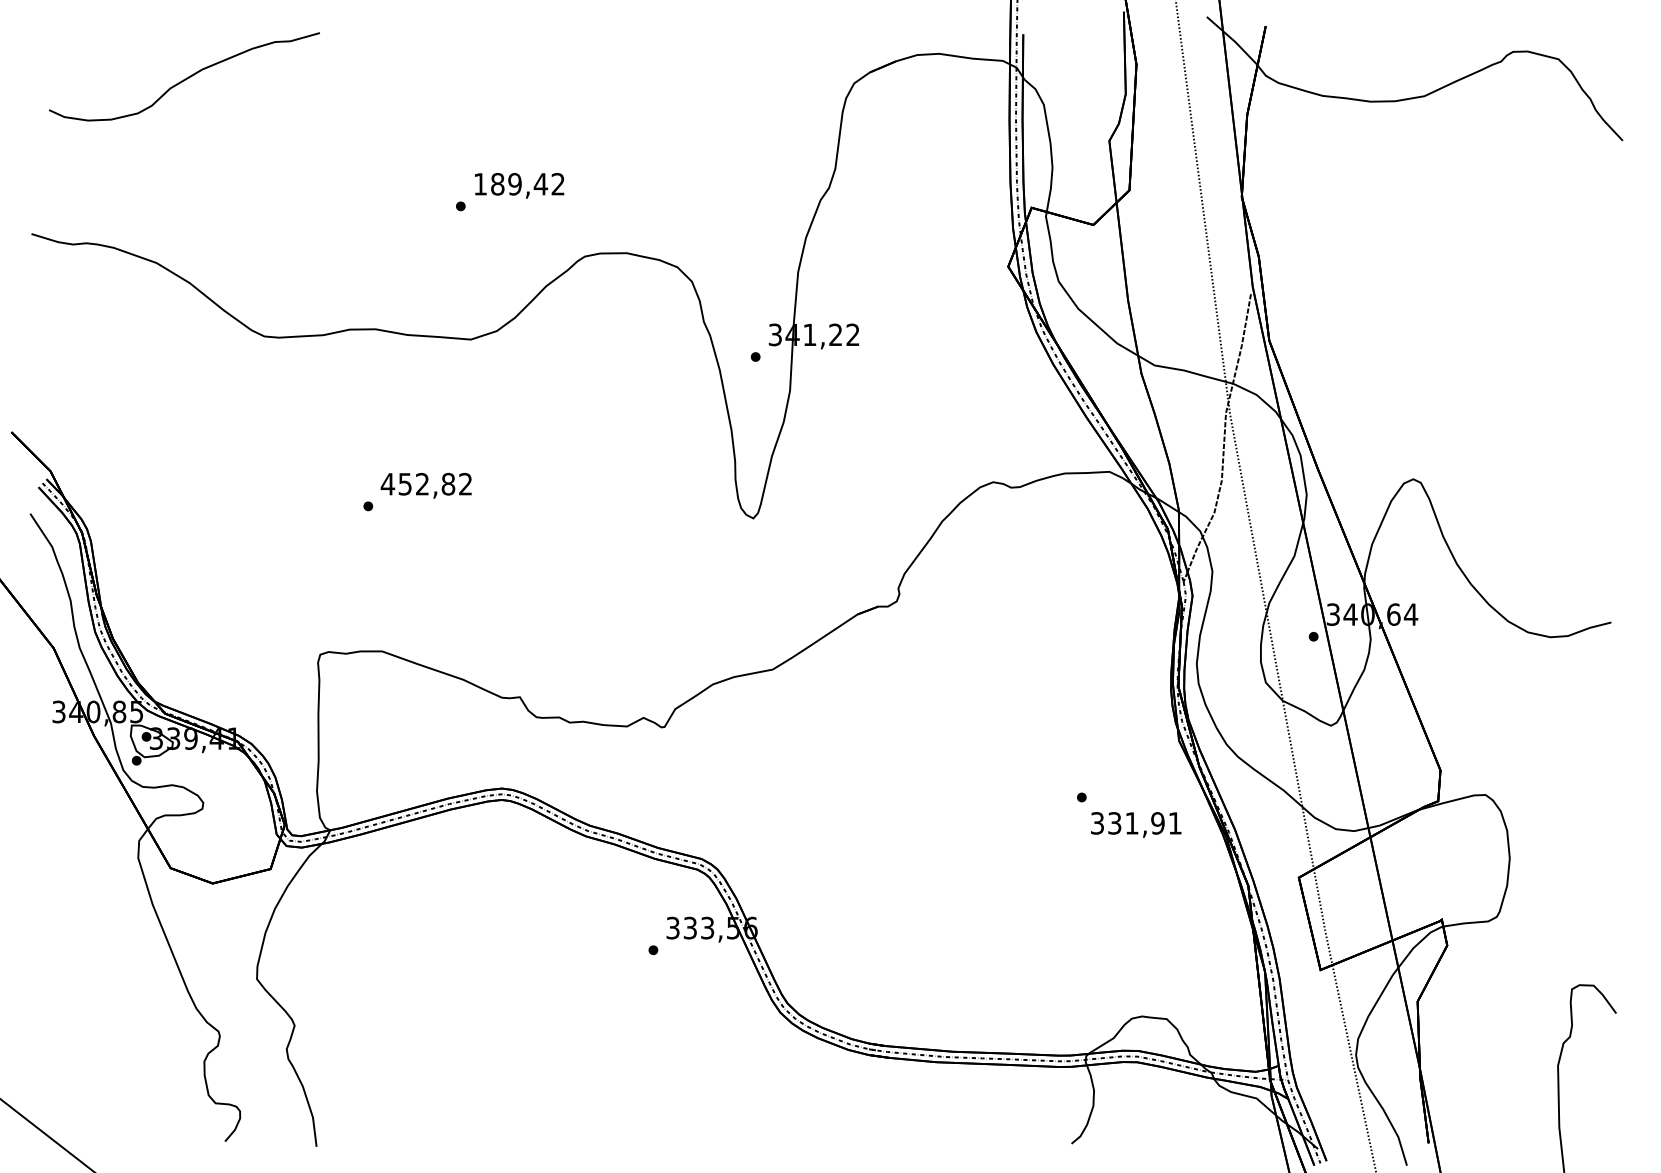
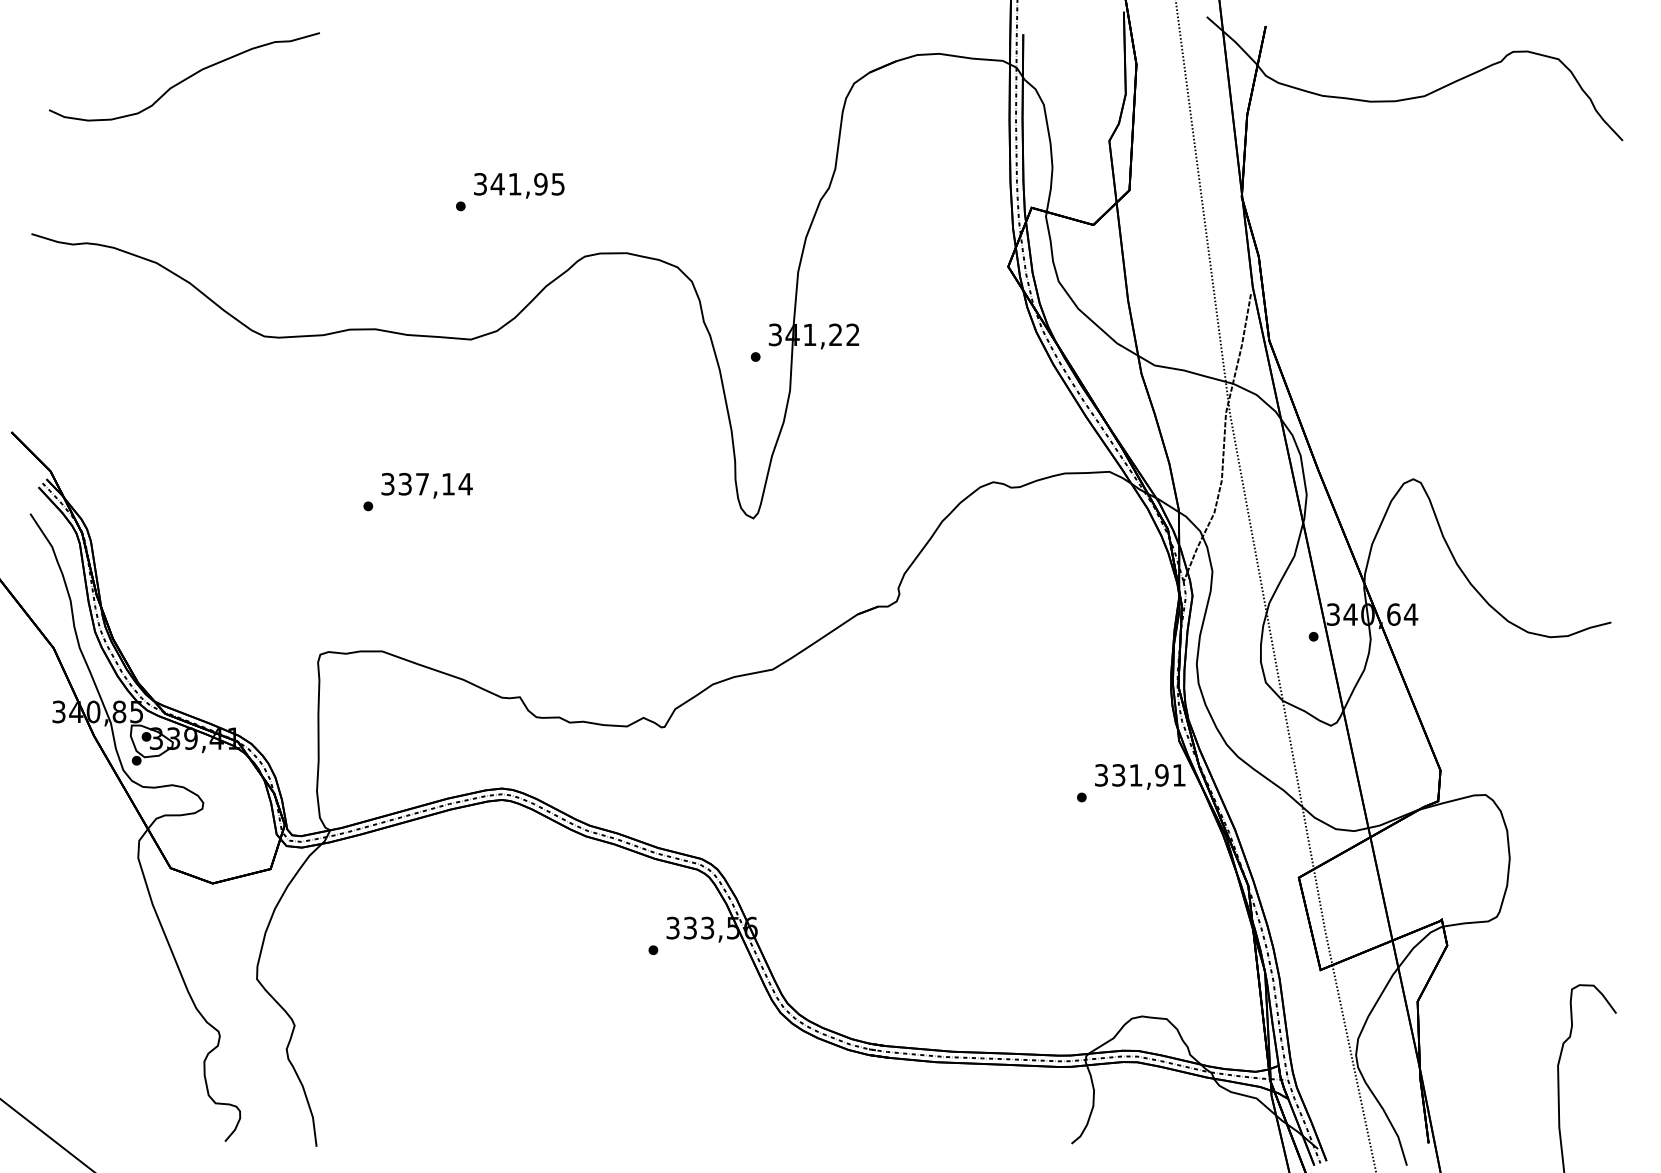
text: 189,42 -> 341,95 (519, 183)
text: 452,82 -> 337,14 (426, 483)
text position: (1136, 824) -> (1140, 776) (1140, 776)
